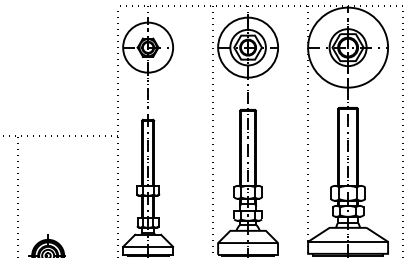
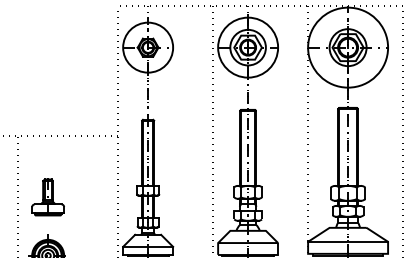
part: none -> present (47, 197)
